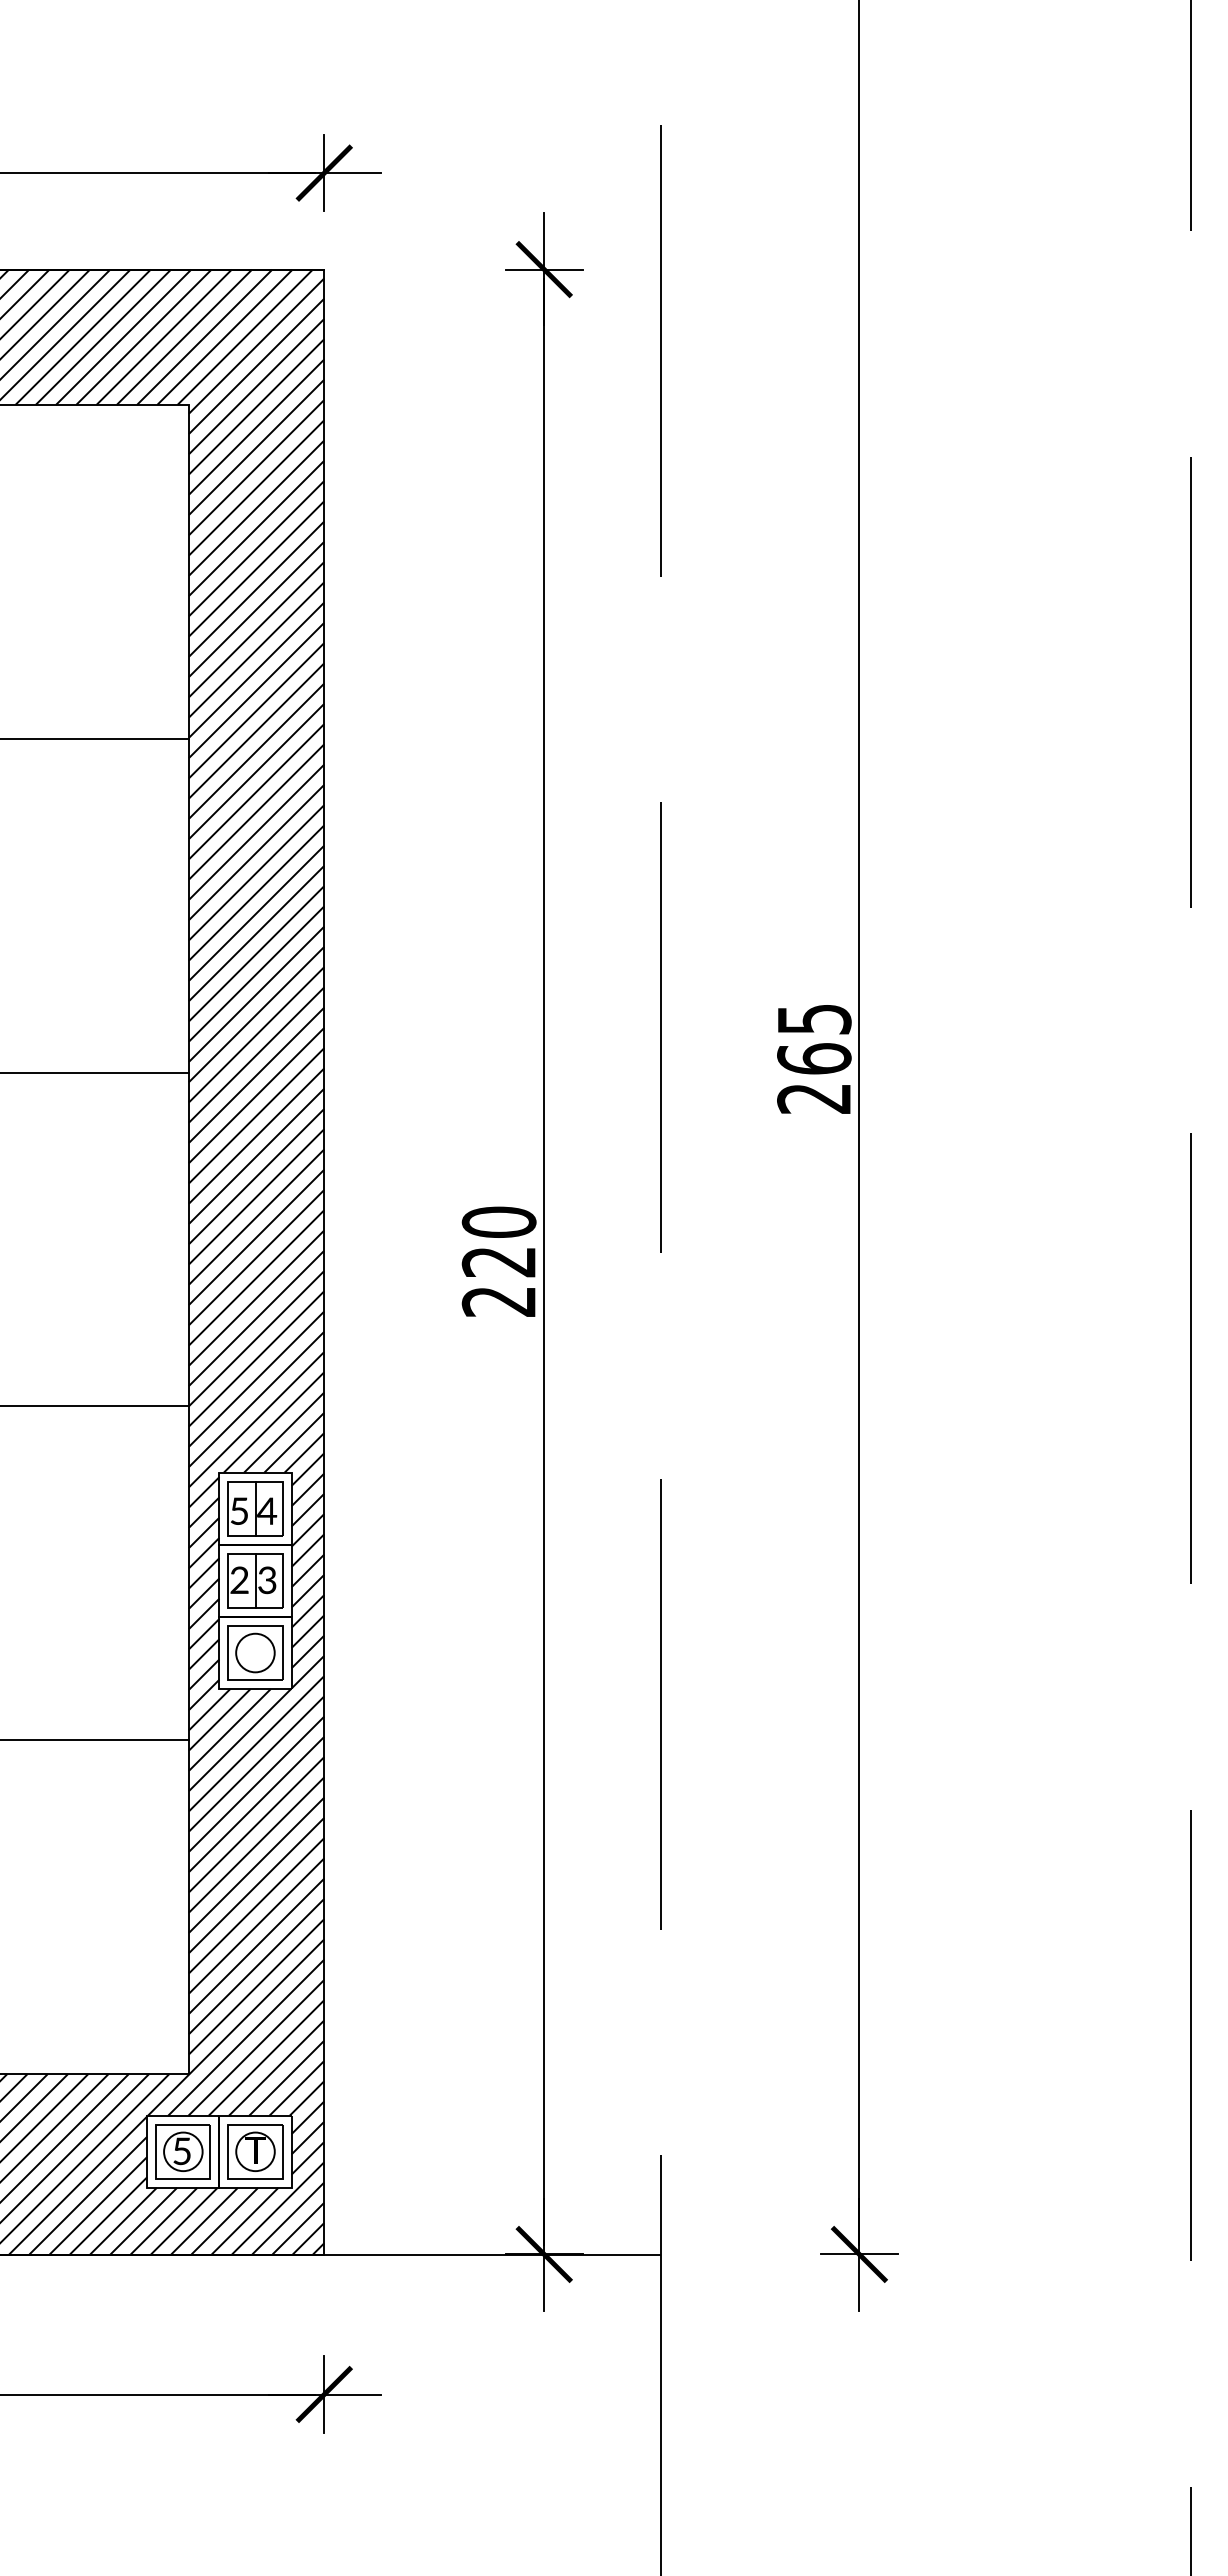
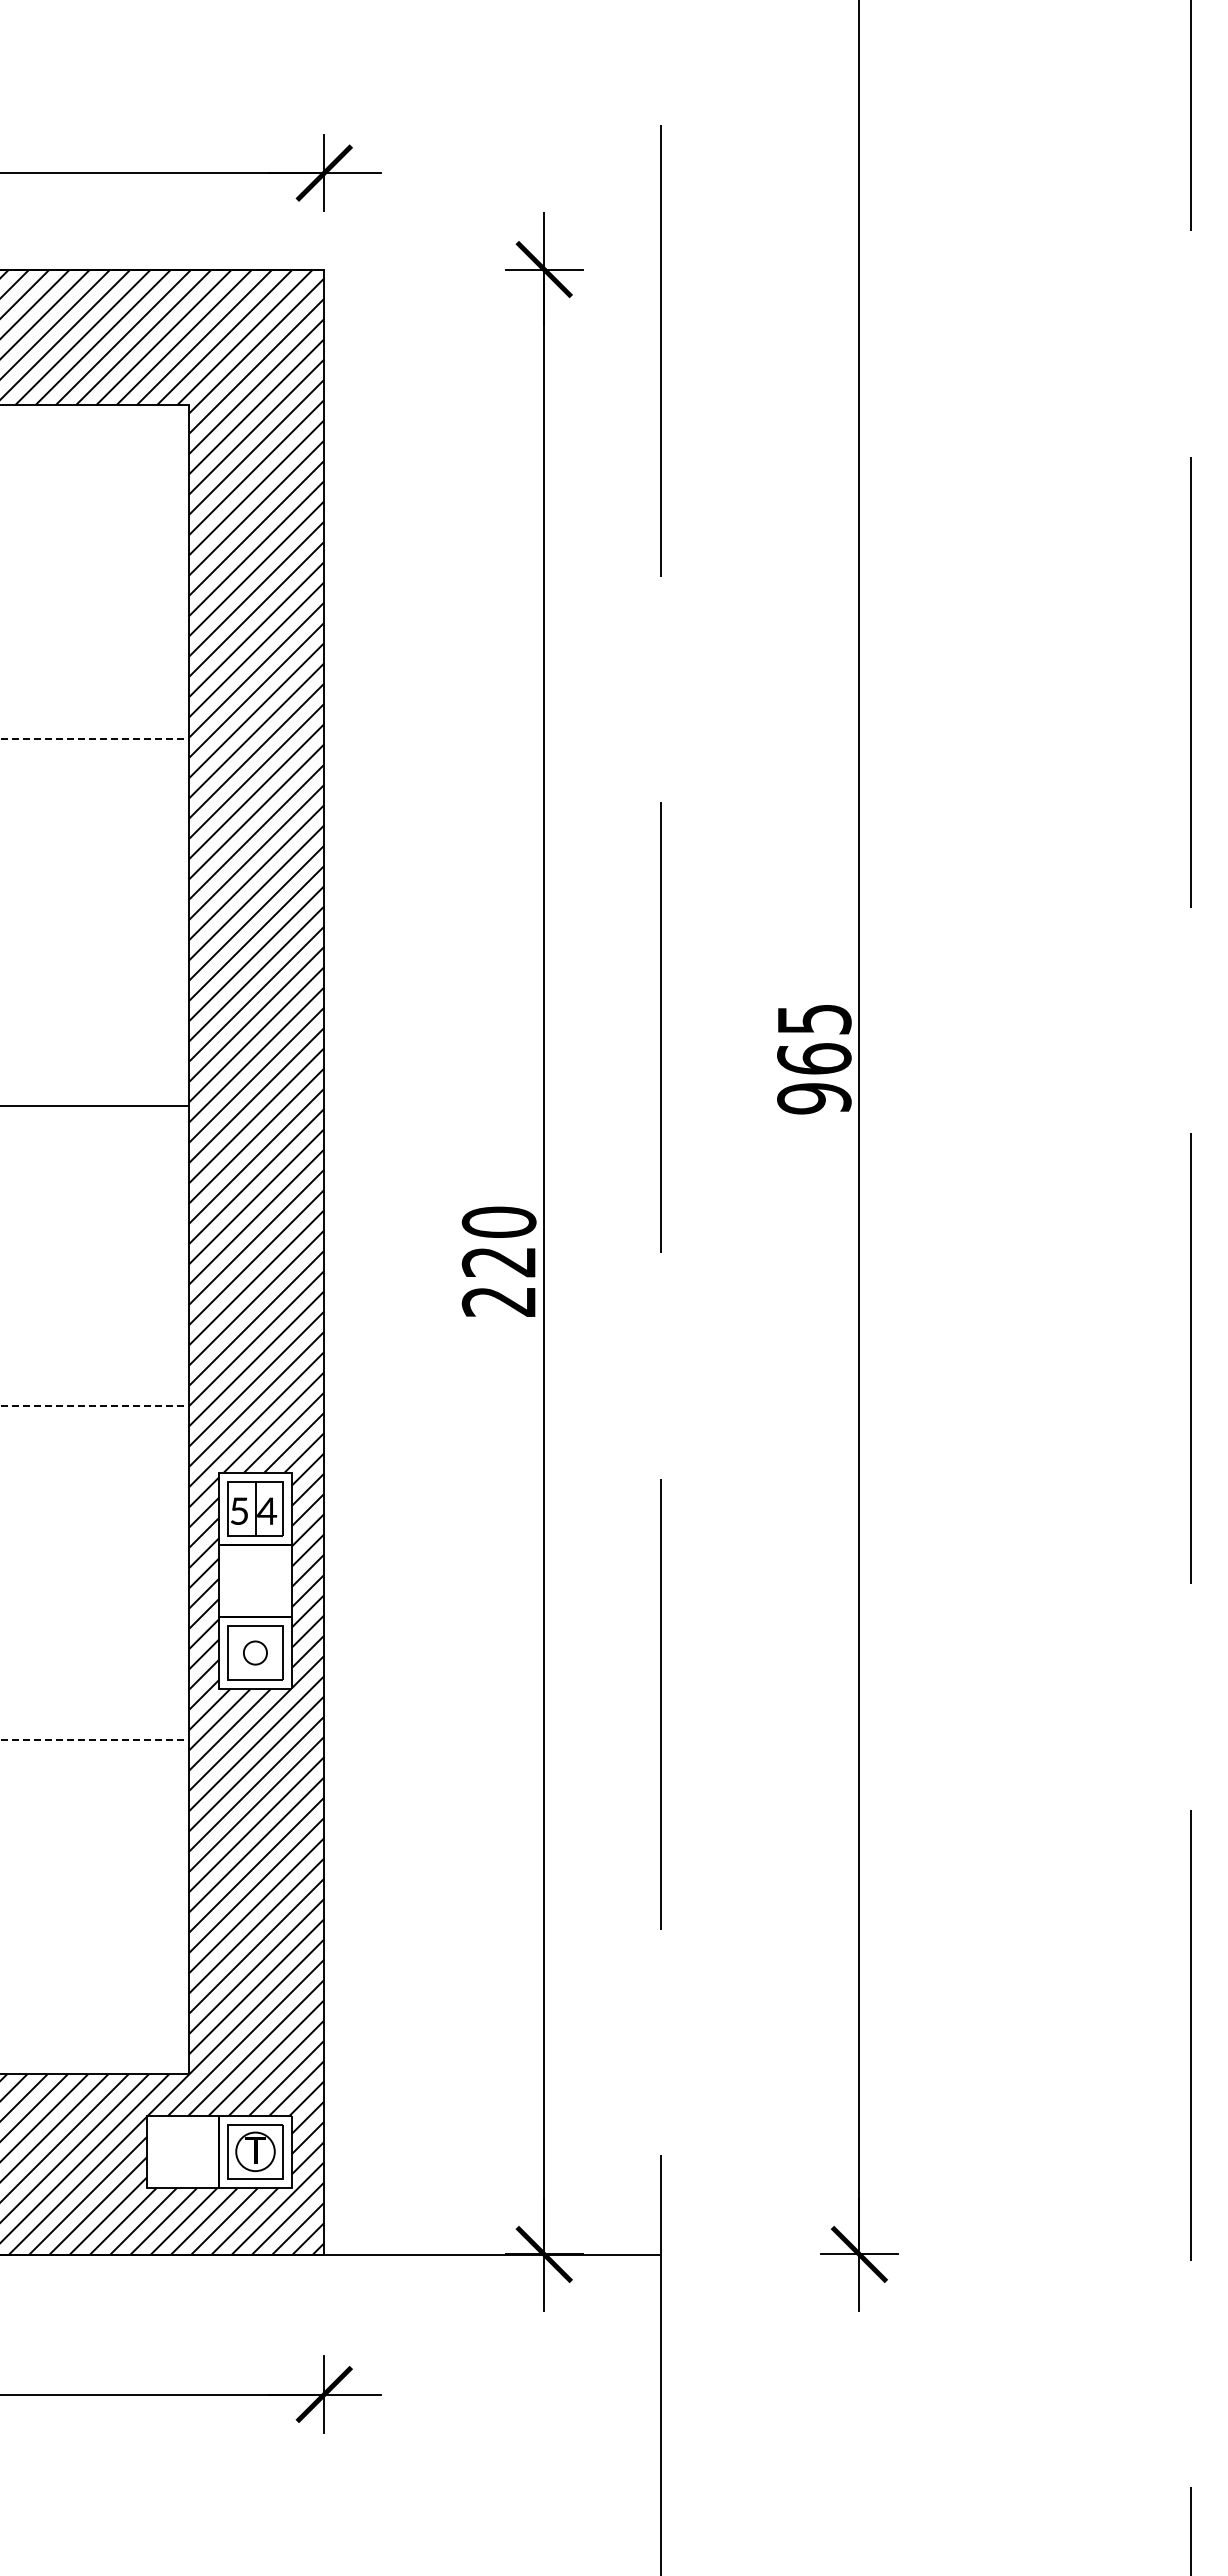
line: solid -> dashed (94, 738)
line position: (95, 1072) -> (95, 1105) (95, 1105)
text: 265 -> 965 (814, 1098)
line: solid -> dashed (94, 1406)
part: present -> none (255, 1580)
circle diameter: 39 px -> 23 px (255, 1652)
line: solid -> dashed (94, 1740)
part: present -> none (182, 2151)
